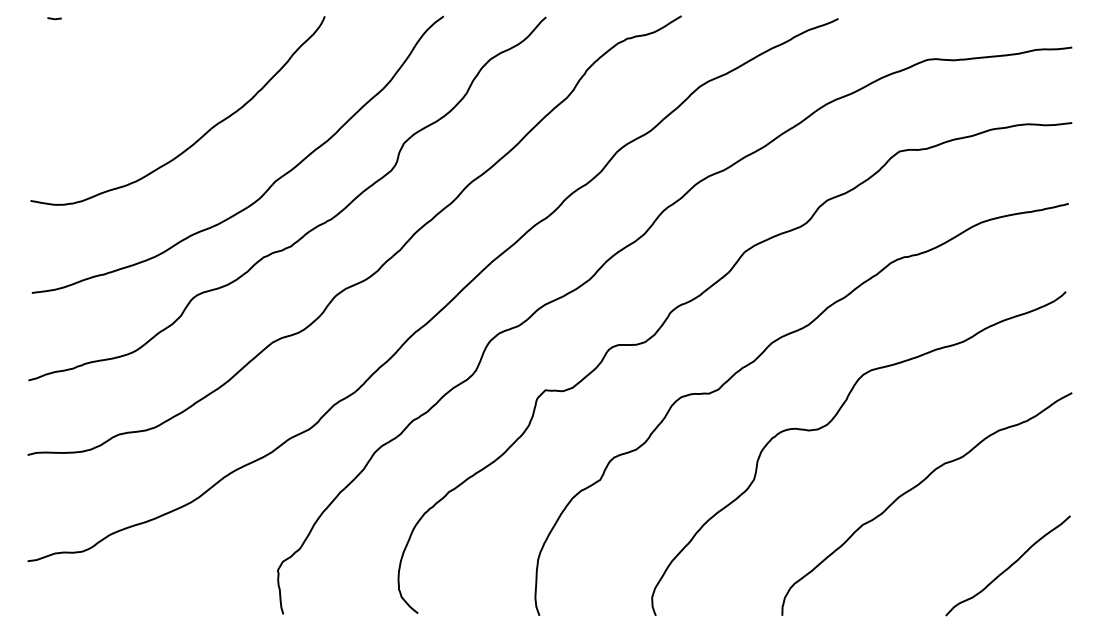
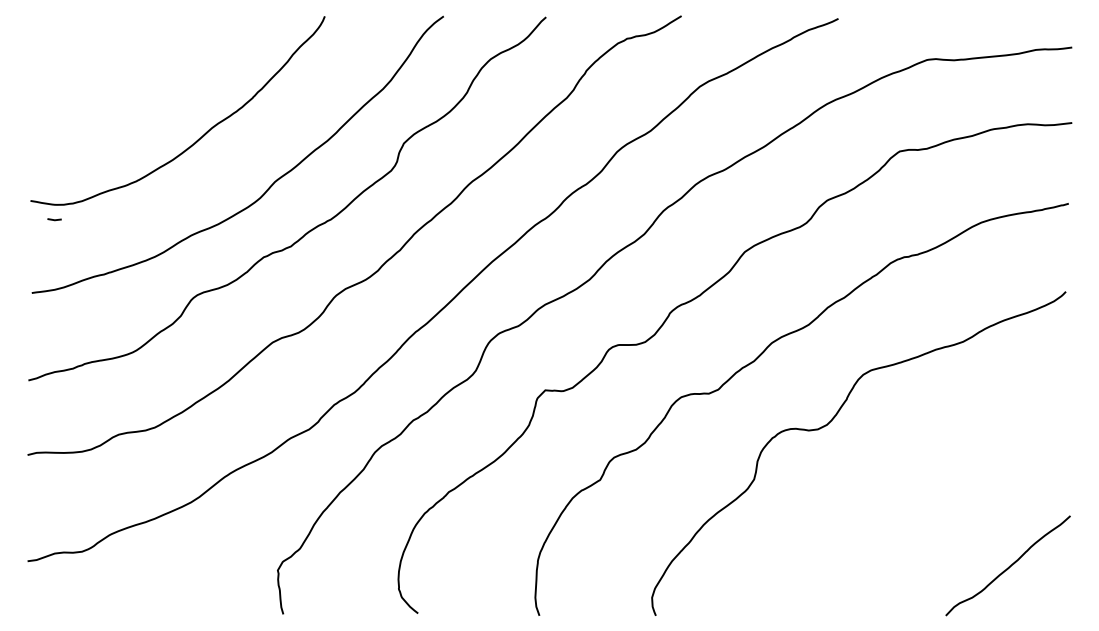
line position: (54, 18) -> (54, 219) (54, 219)
curve: present -> none (916, 487)
